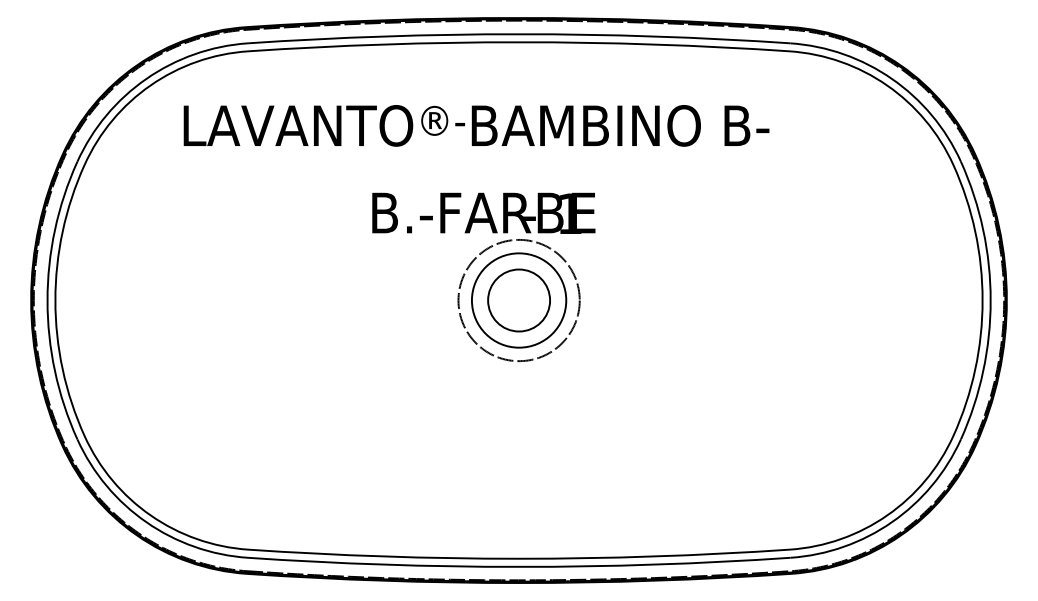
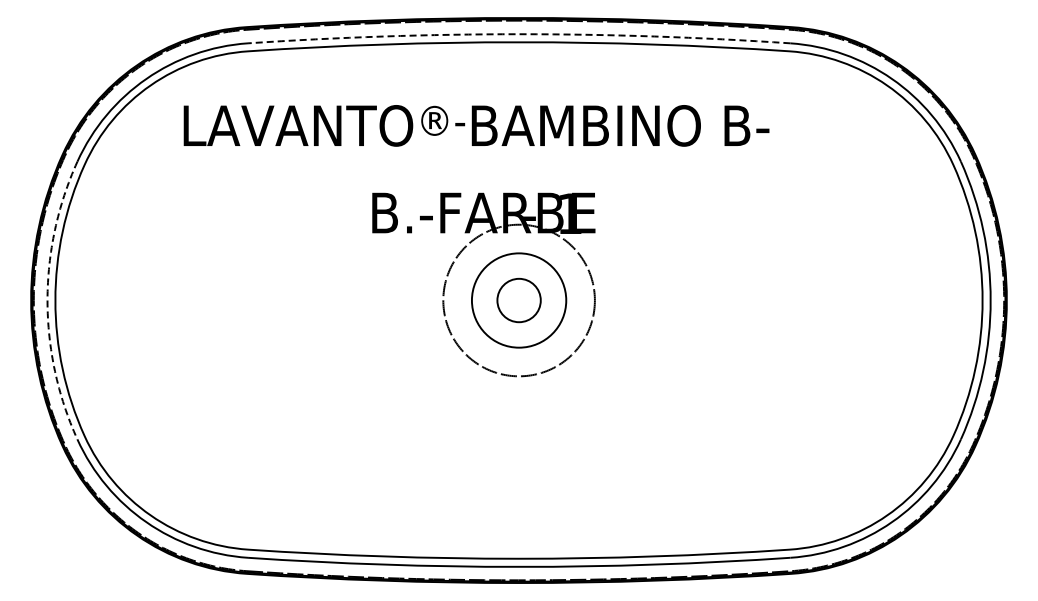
arc: solid -> dashed (519, 34)
arc: solid -> dashed (47, 300)
circle diameter: 121 px -> 152 px (518, 300)
circle diameter: 62 px -> 43 px (518, 300)
